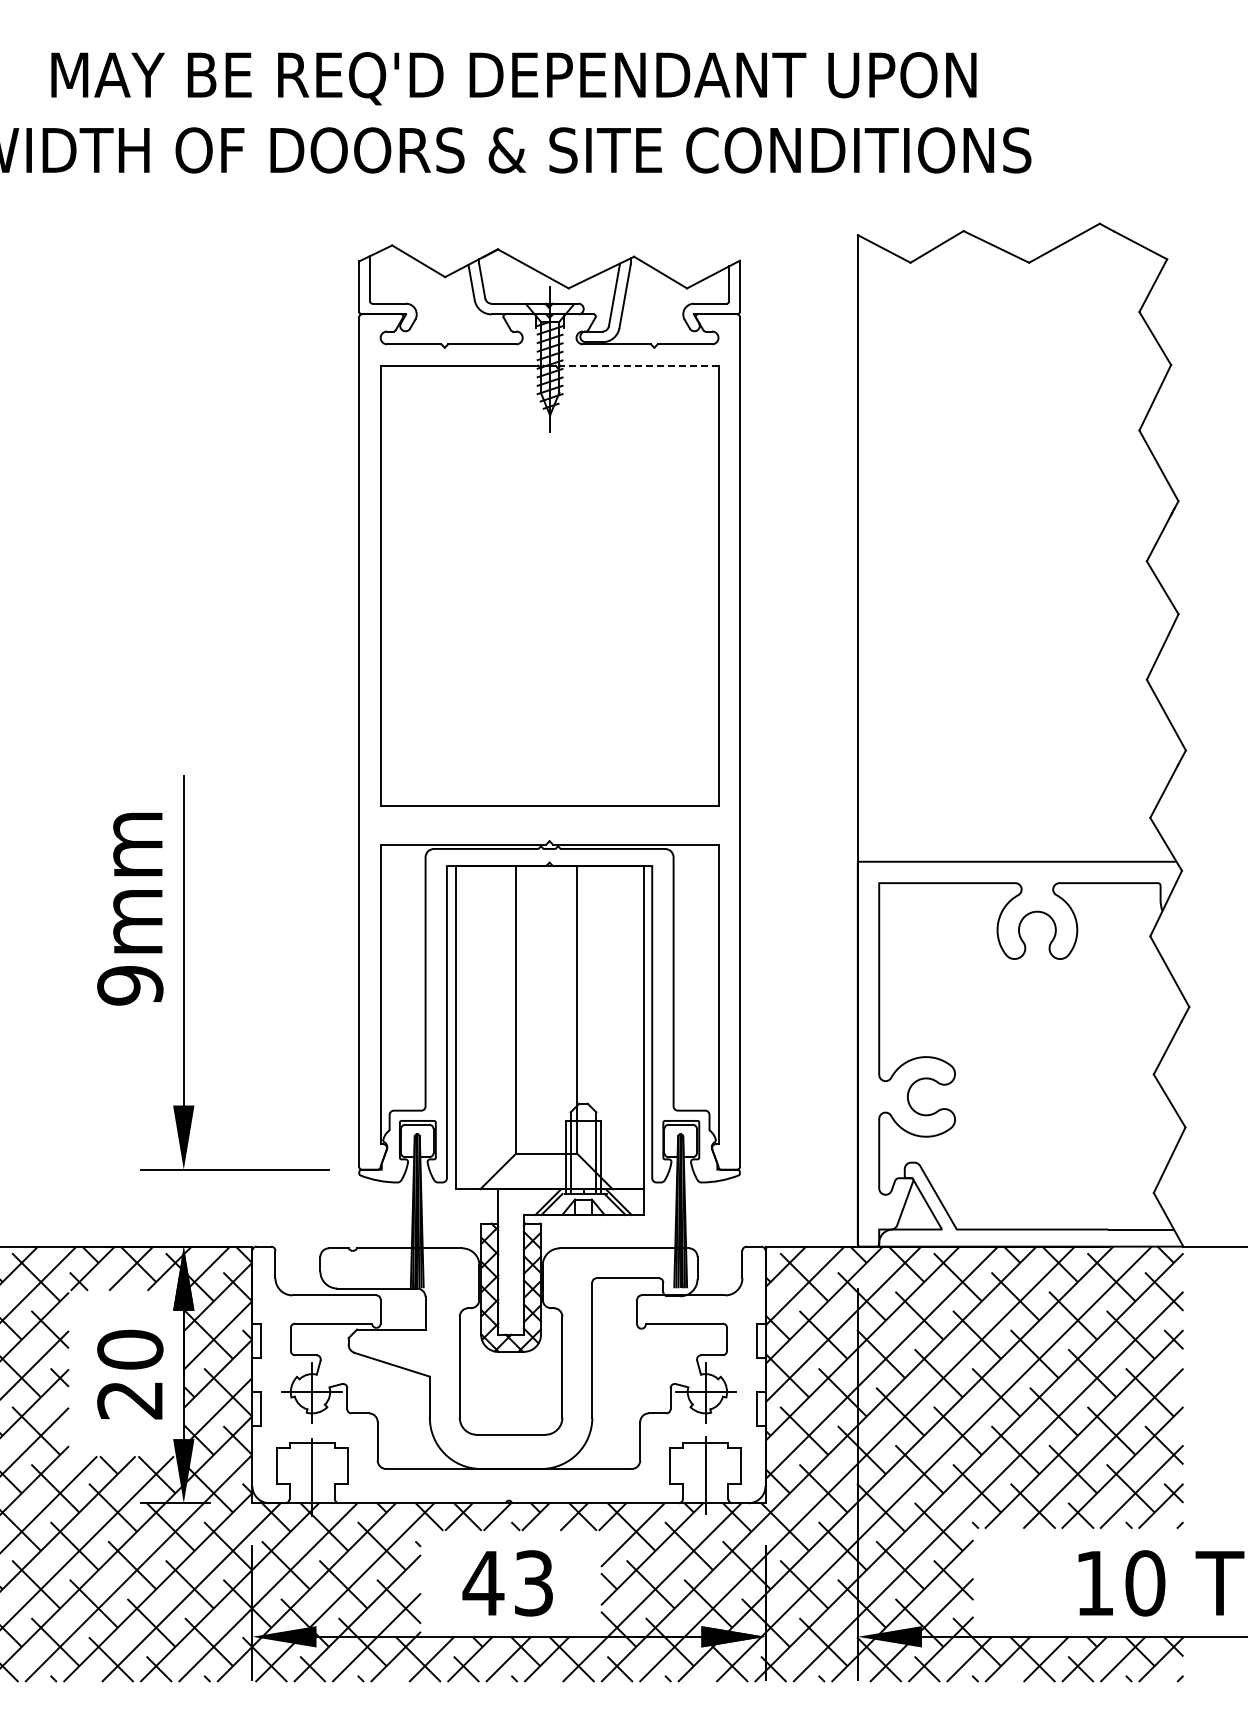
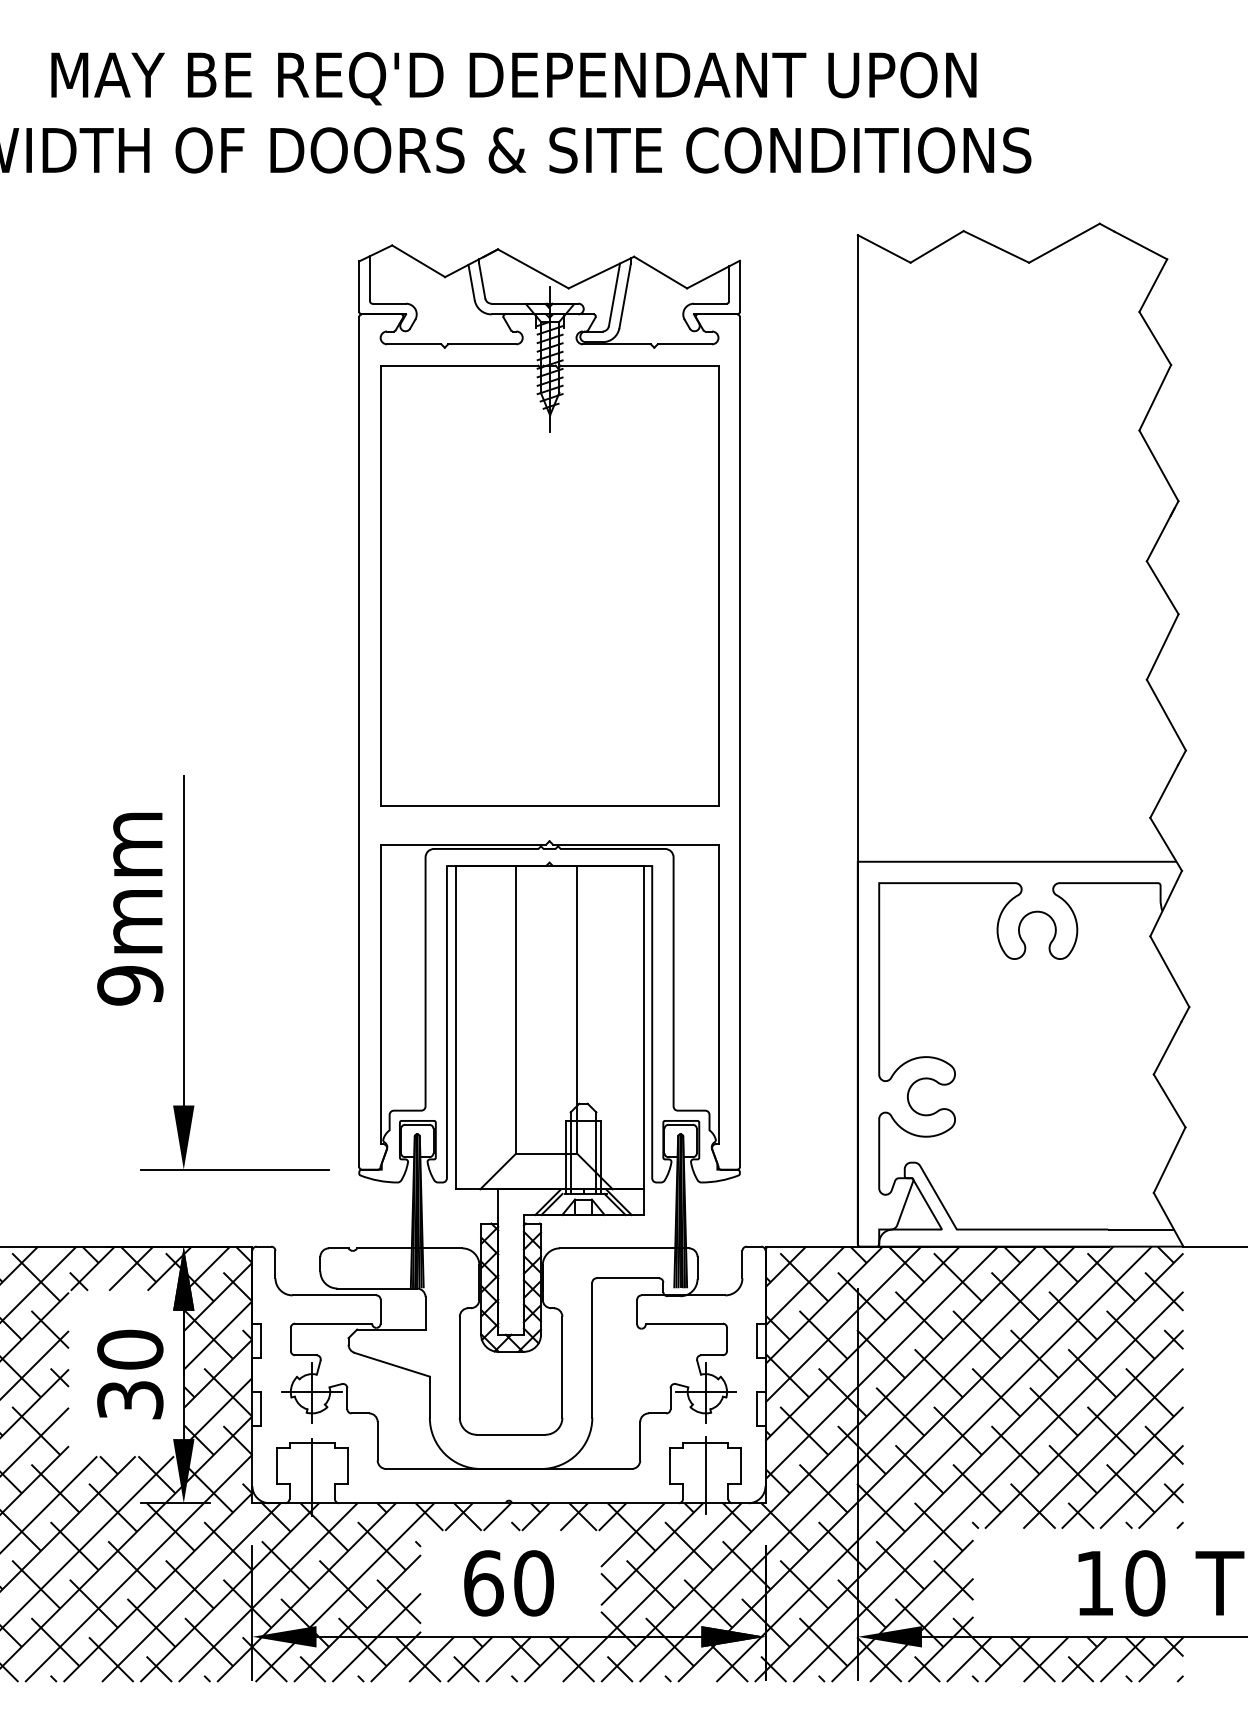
line: dashed -> solid (639, 365)
text: 20 -> 30 (130, 1400)
text: 43 -> 60 (507, 1583)
